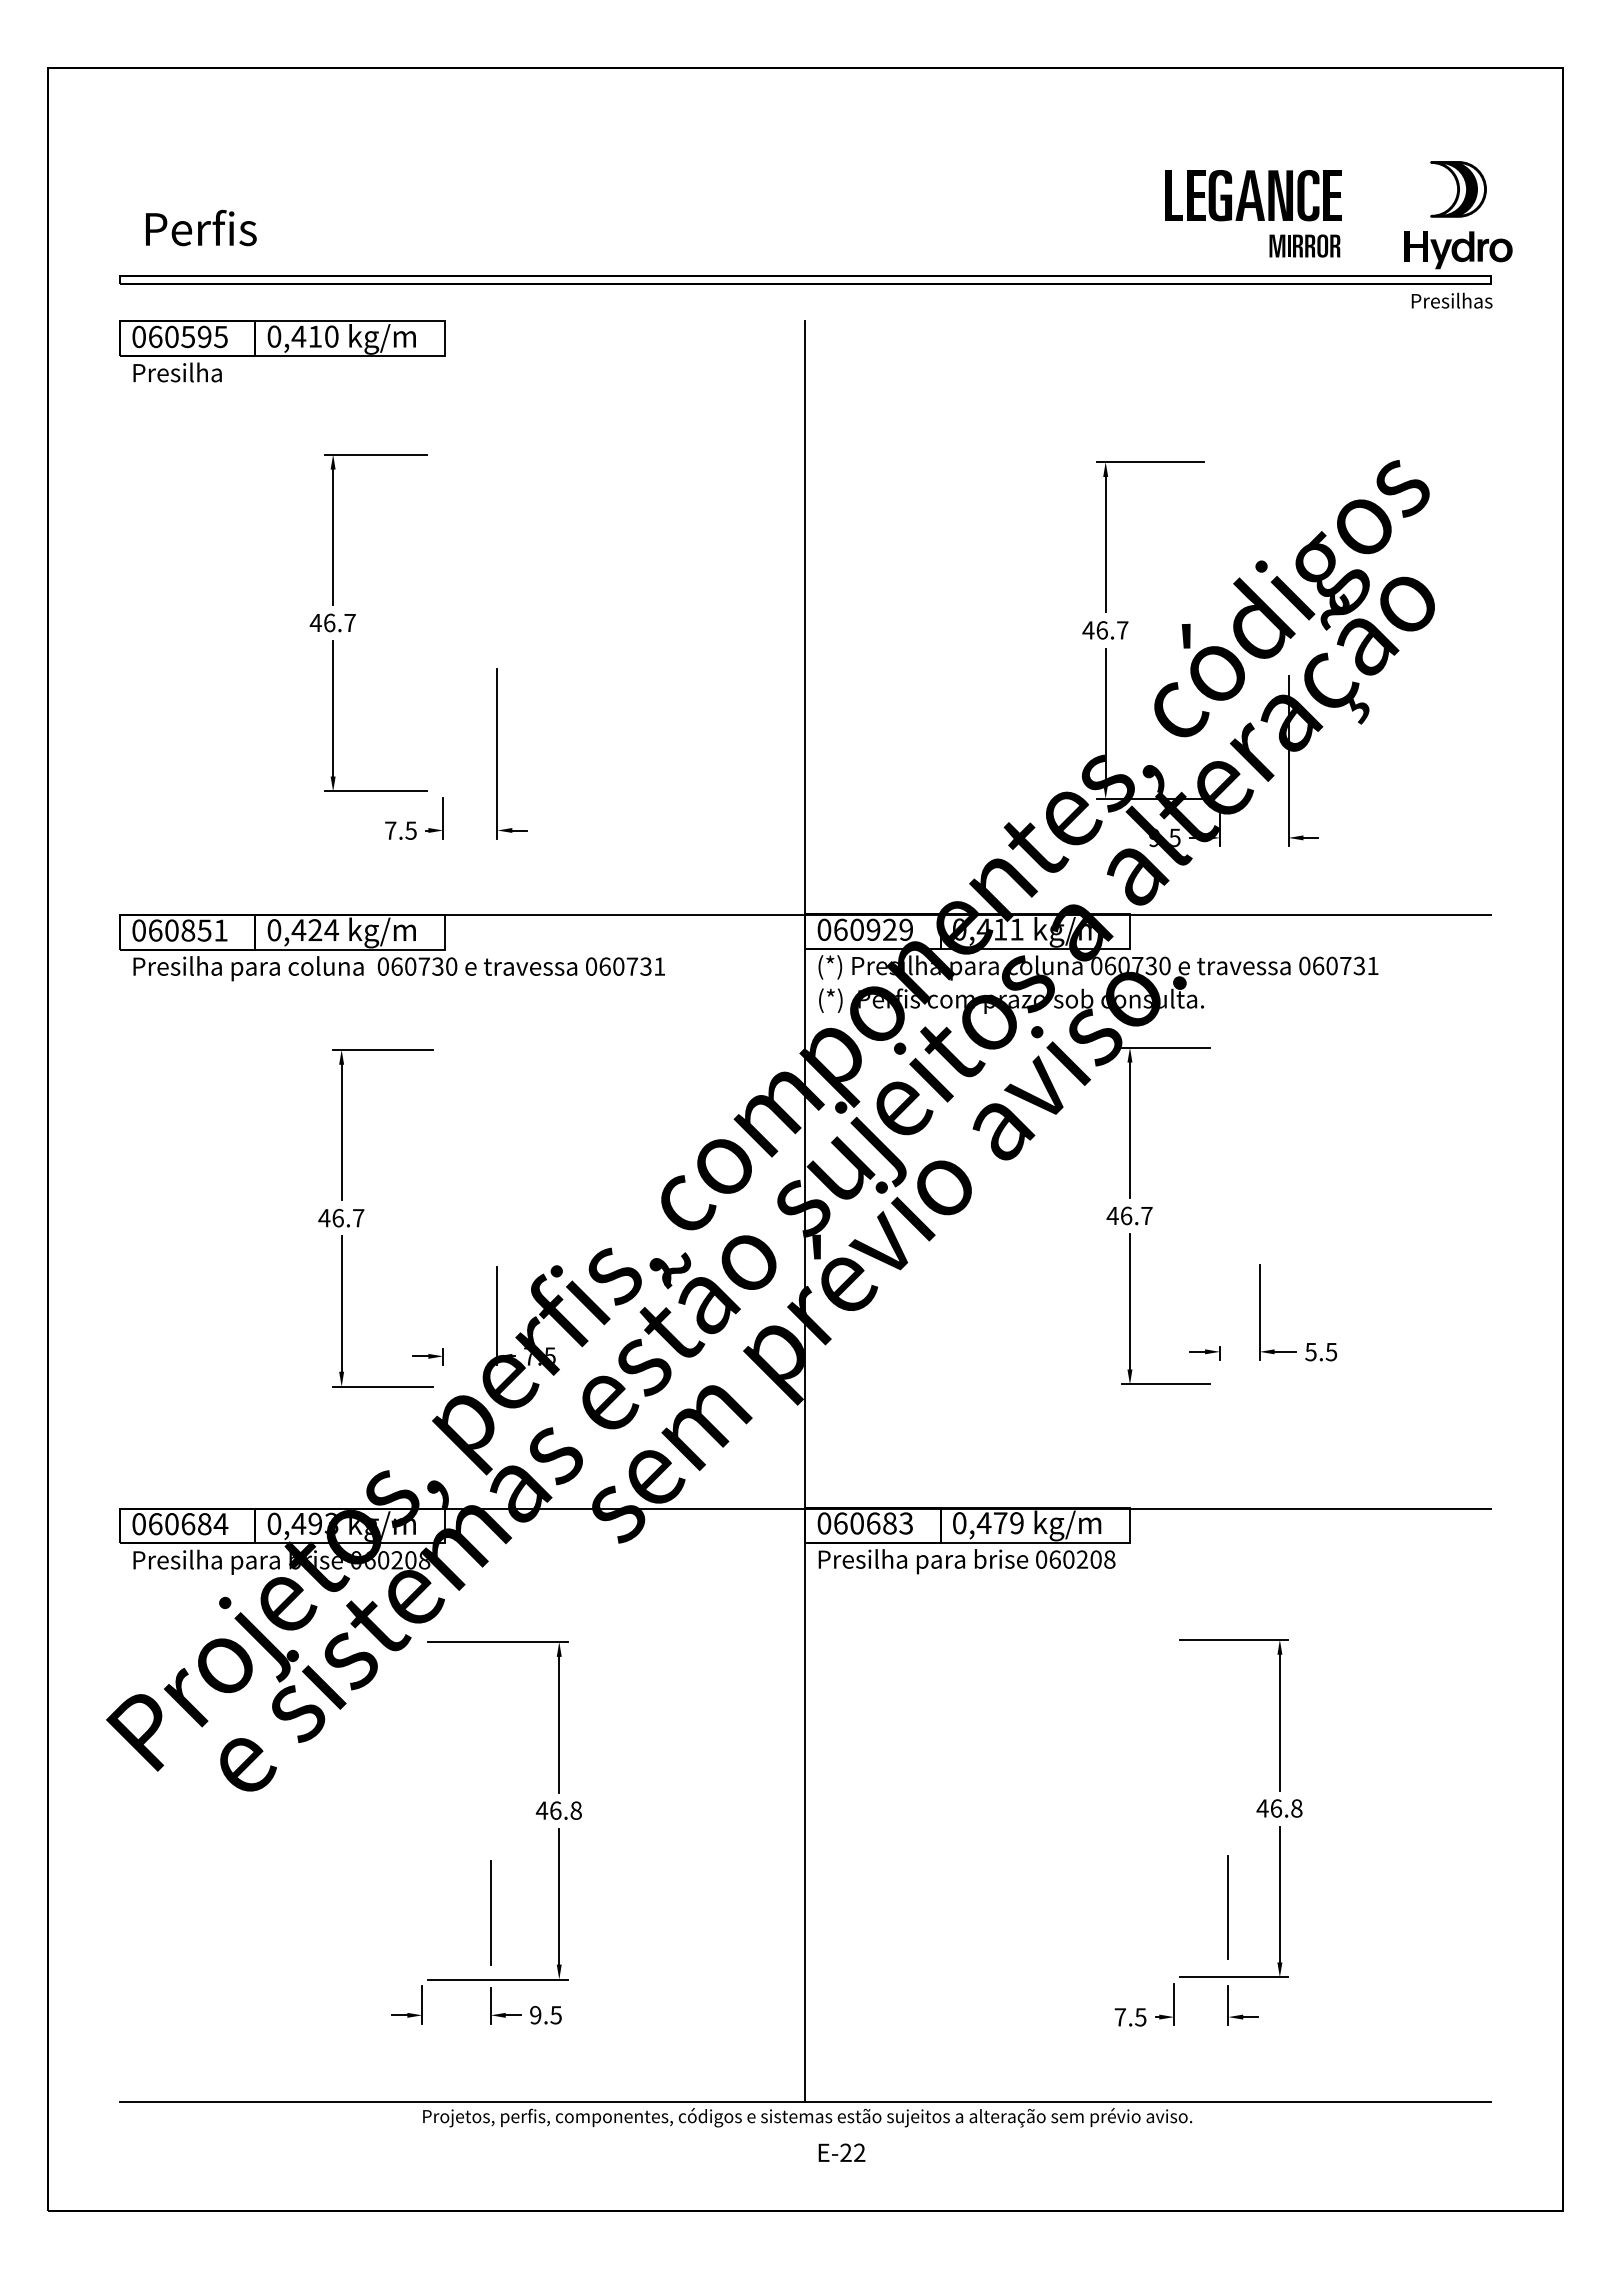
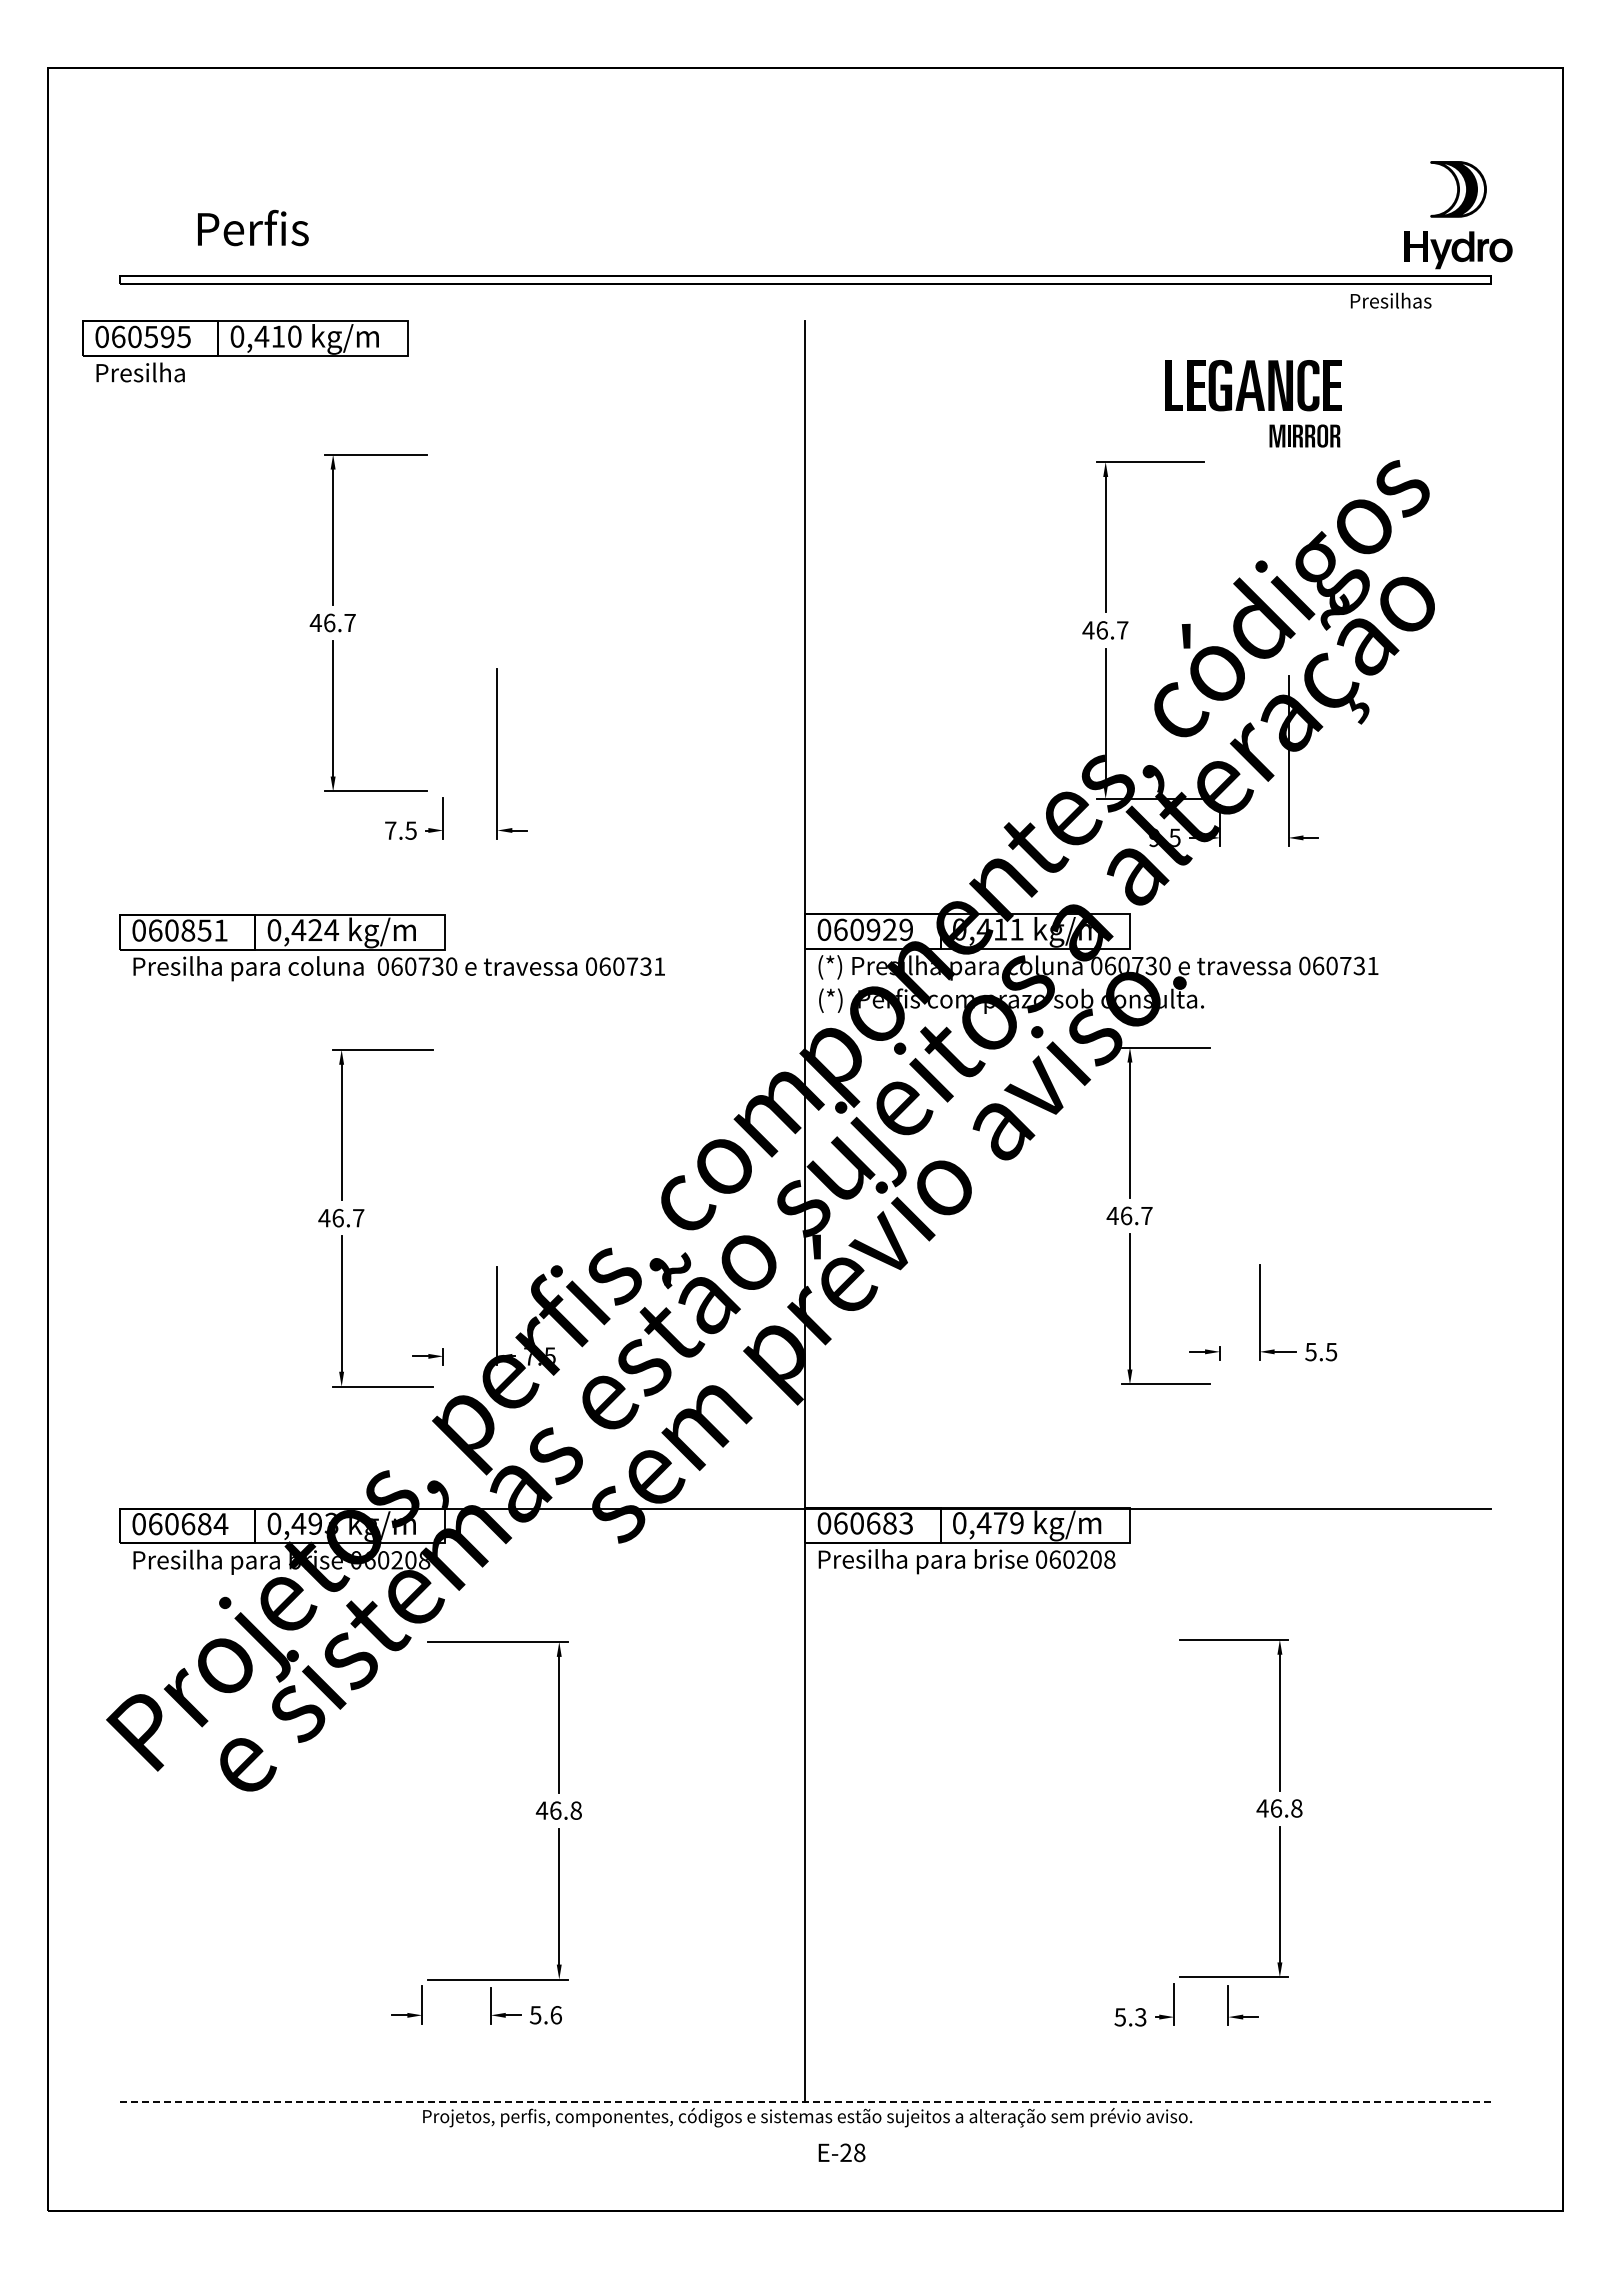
part position: (1253, 213) -> (1253, 403) (1253, 403)
text position: (201, 227) -> (253, 227) (253, 227)
text position: (1451, 300) -> (1390, 300) (1390, 300)
part position: (282, 351) -> (245, 351) (245, 351)
line: present -> none (805, 915)
line: present -> none (1228, 1907)
line: present -> none (490, 1912)
text: 9.5 -> 5.6 (545, 2015)
text: 7.5 -> 5.3 (1130, 2017)
line: solid -> dashed (805, 2102)
text: E-22 -> E-28 (859, 2152)
